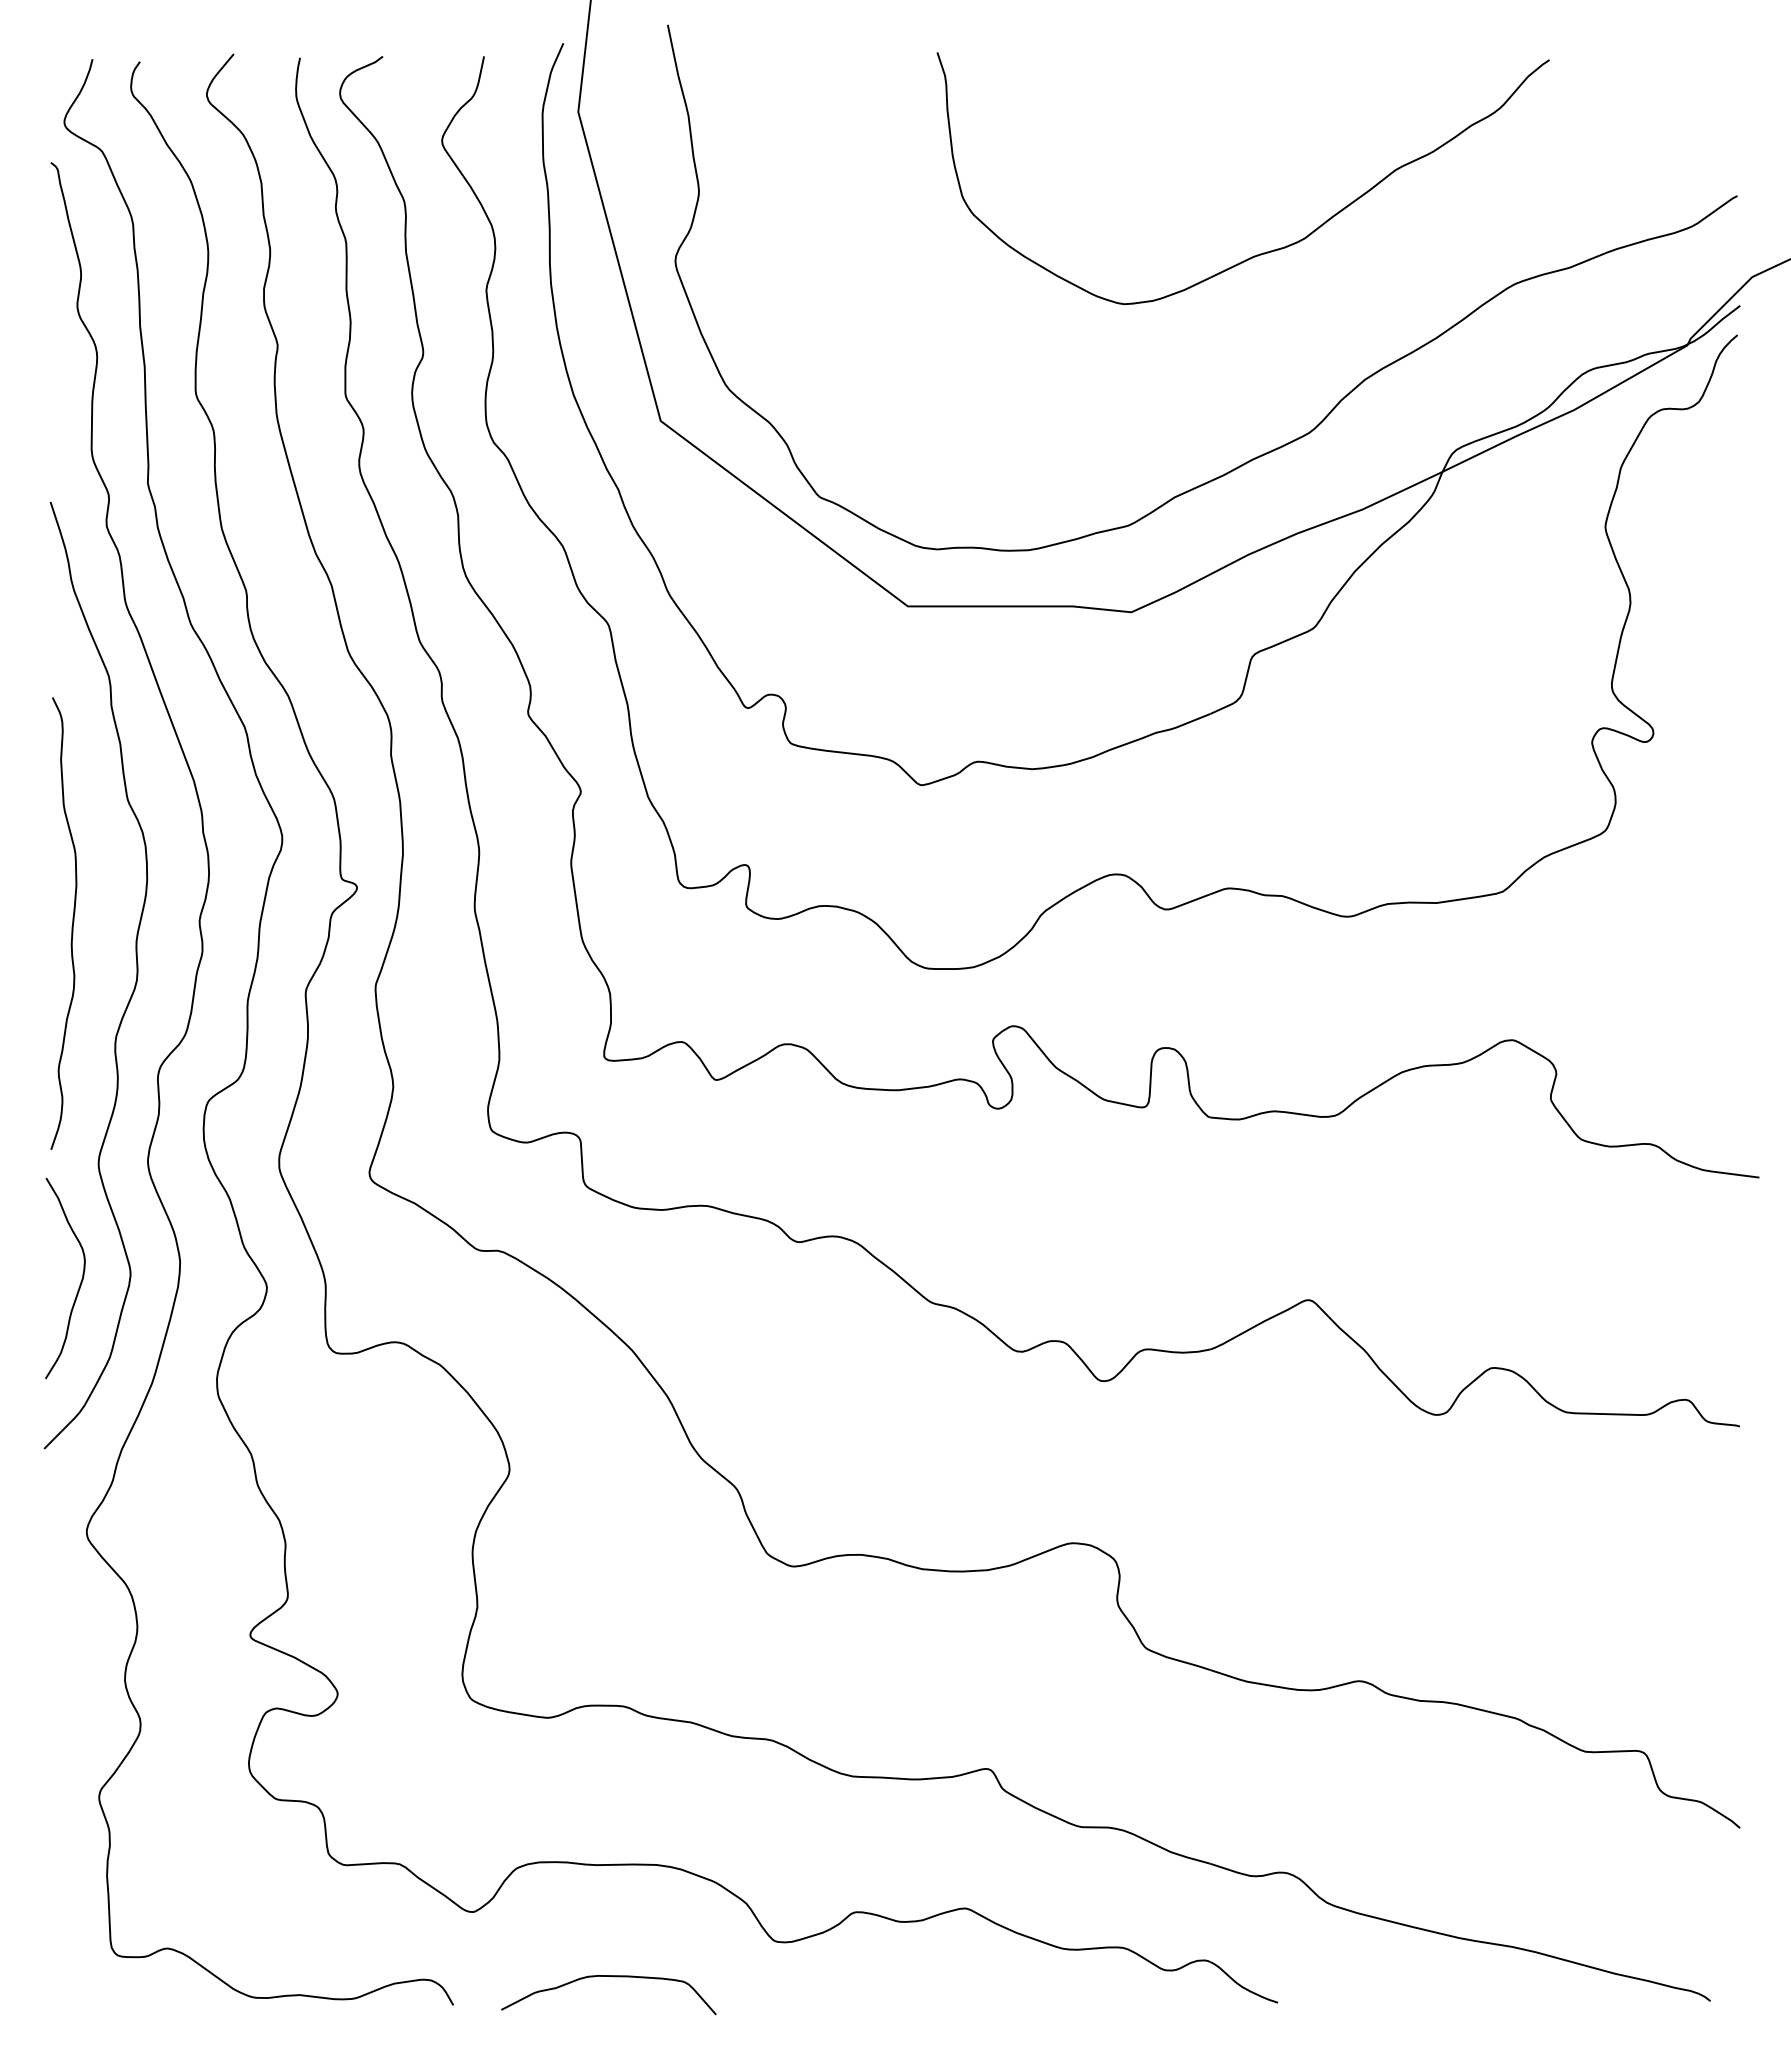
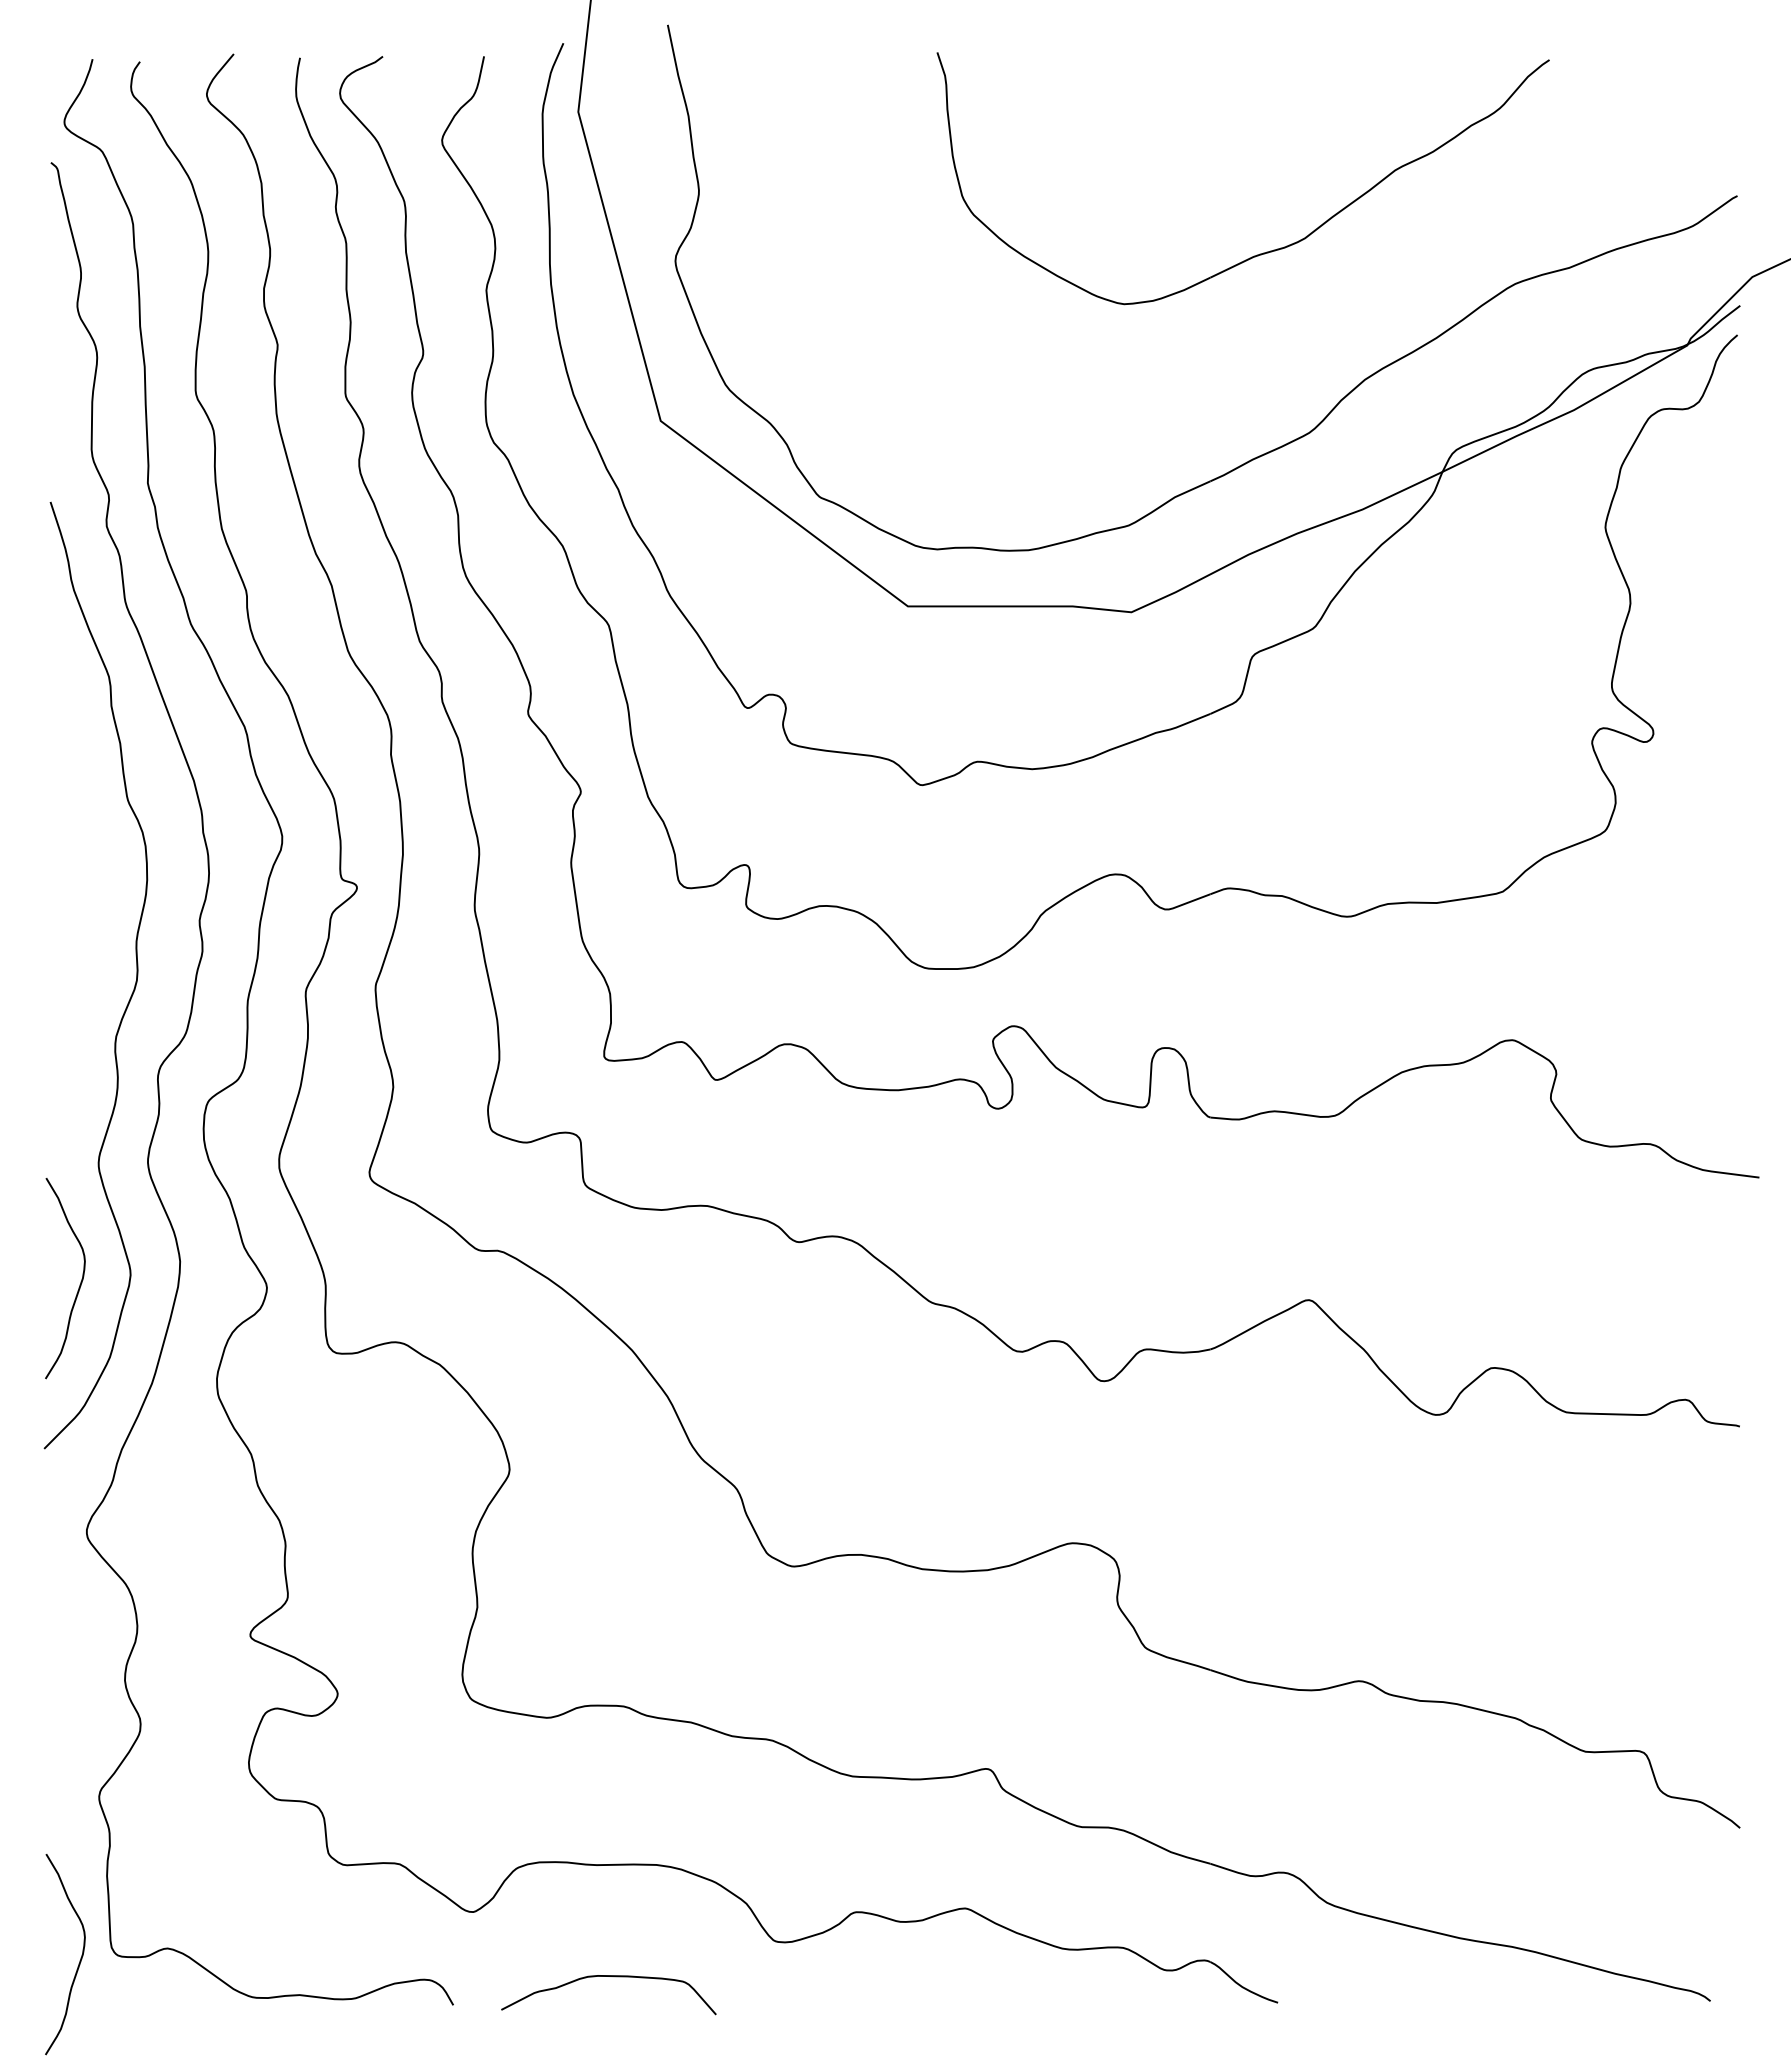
curve: present -> none (71, 926)
curve: none -> present (79, 1960)
